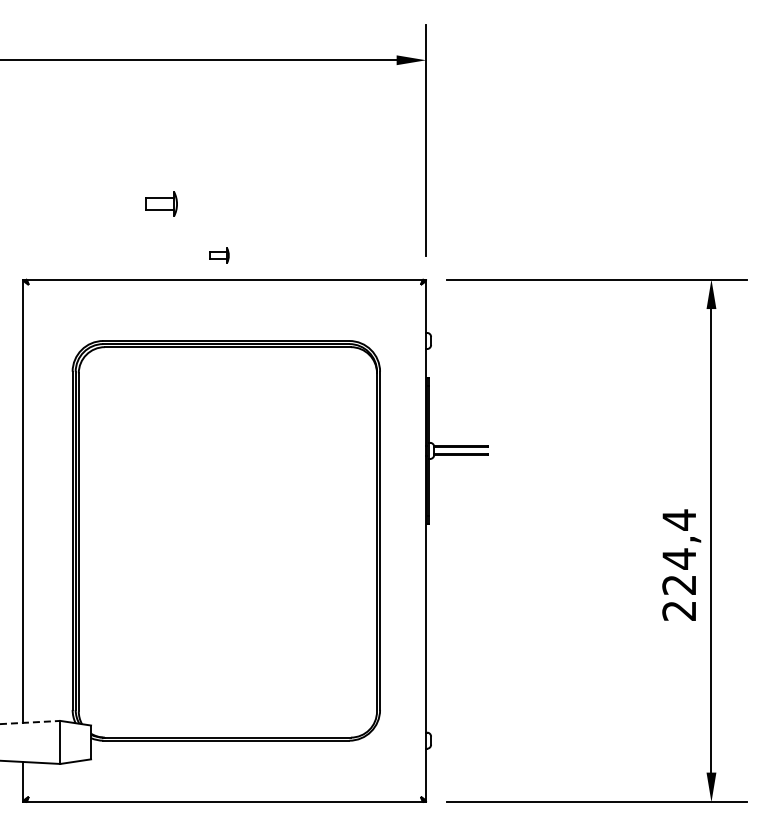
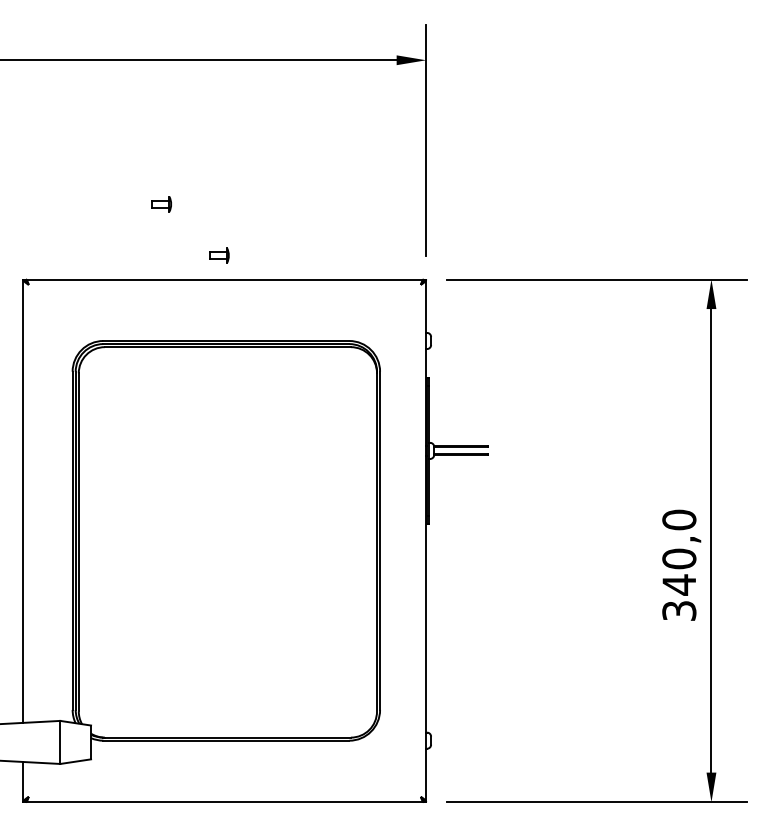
part size: 33x26 px -> 21x17 px (161, 204)
text: 224,4 -> 340,0 (679, 564)
line: dashed -> solid (30, 722)
